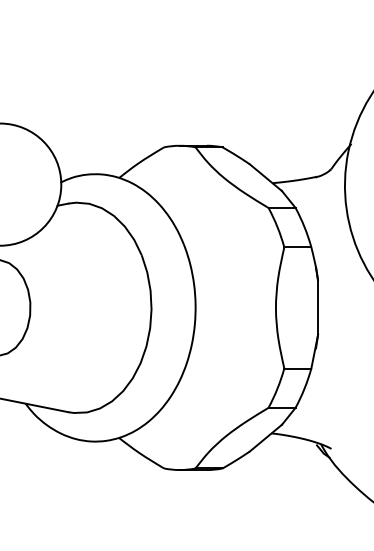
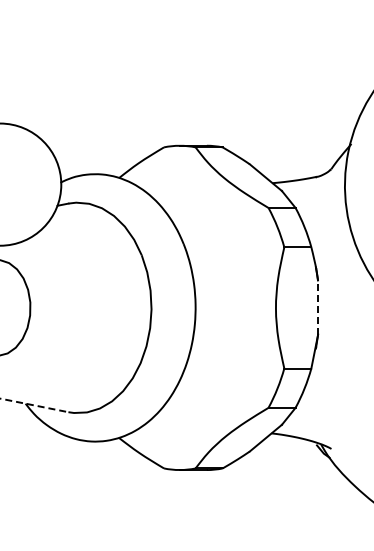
line: solid -> dashed (318, 307)
line: solid -> dashed (34, 405)
